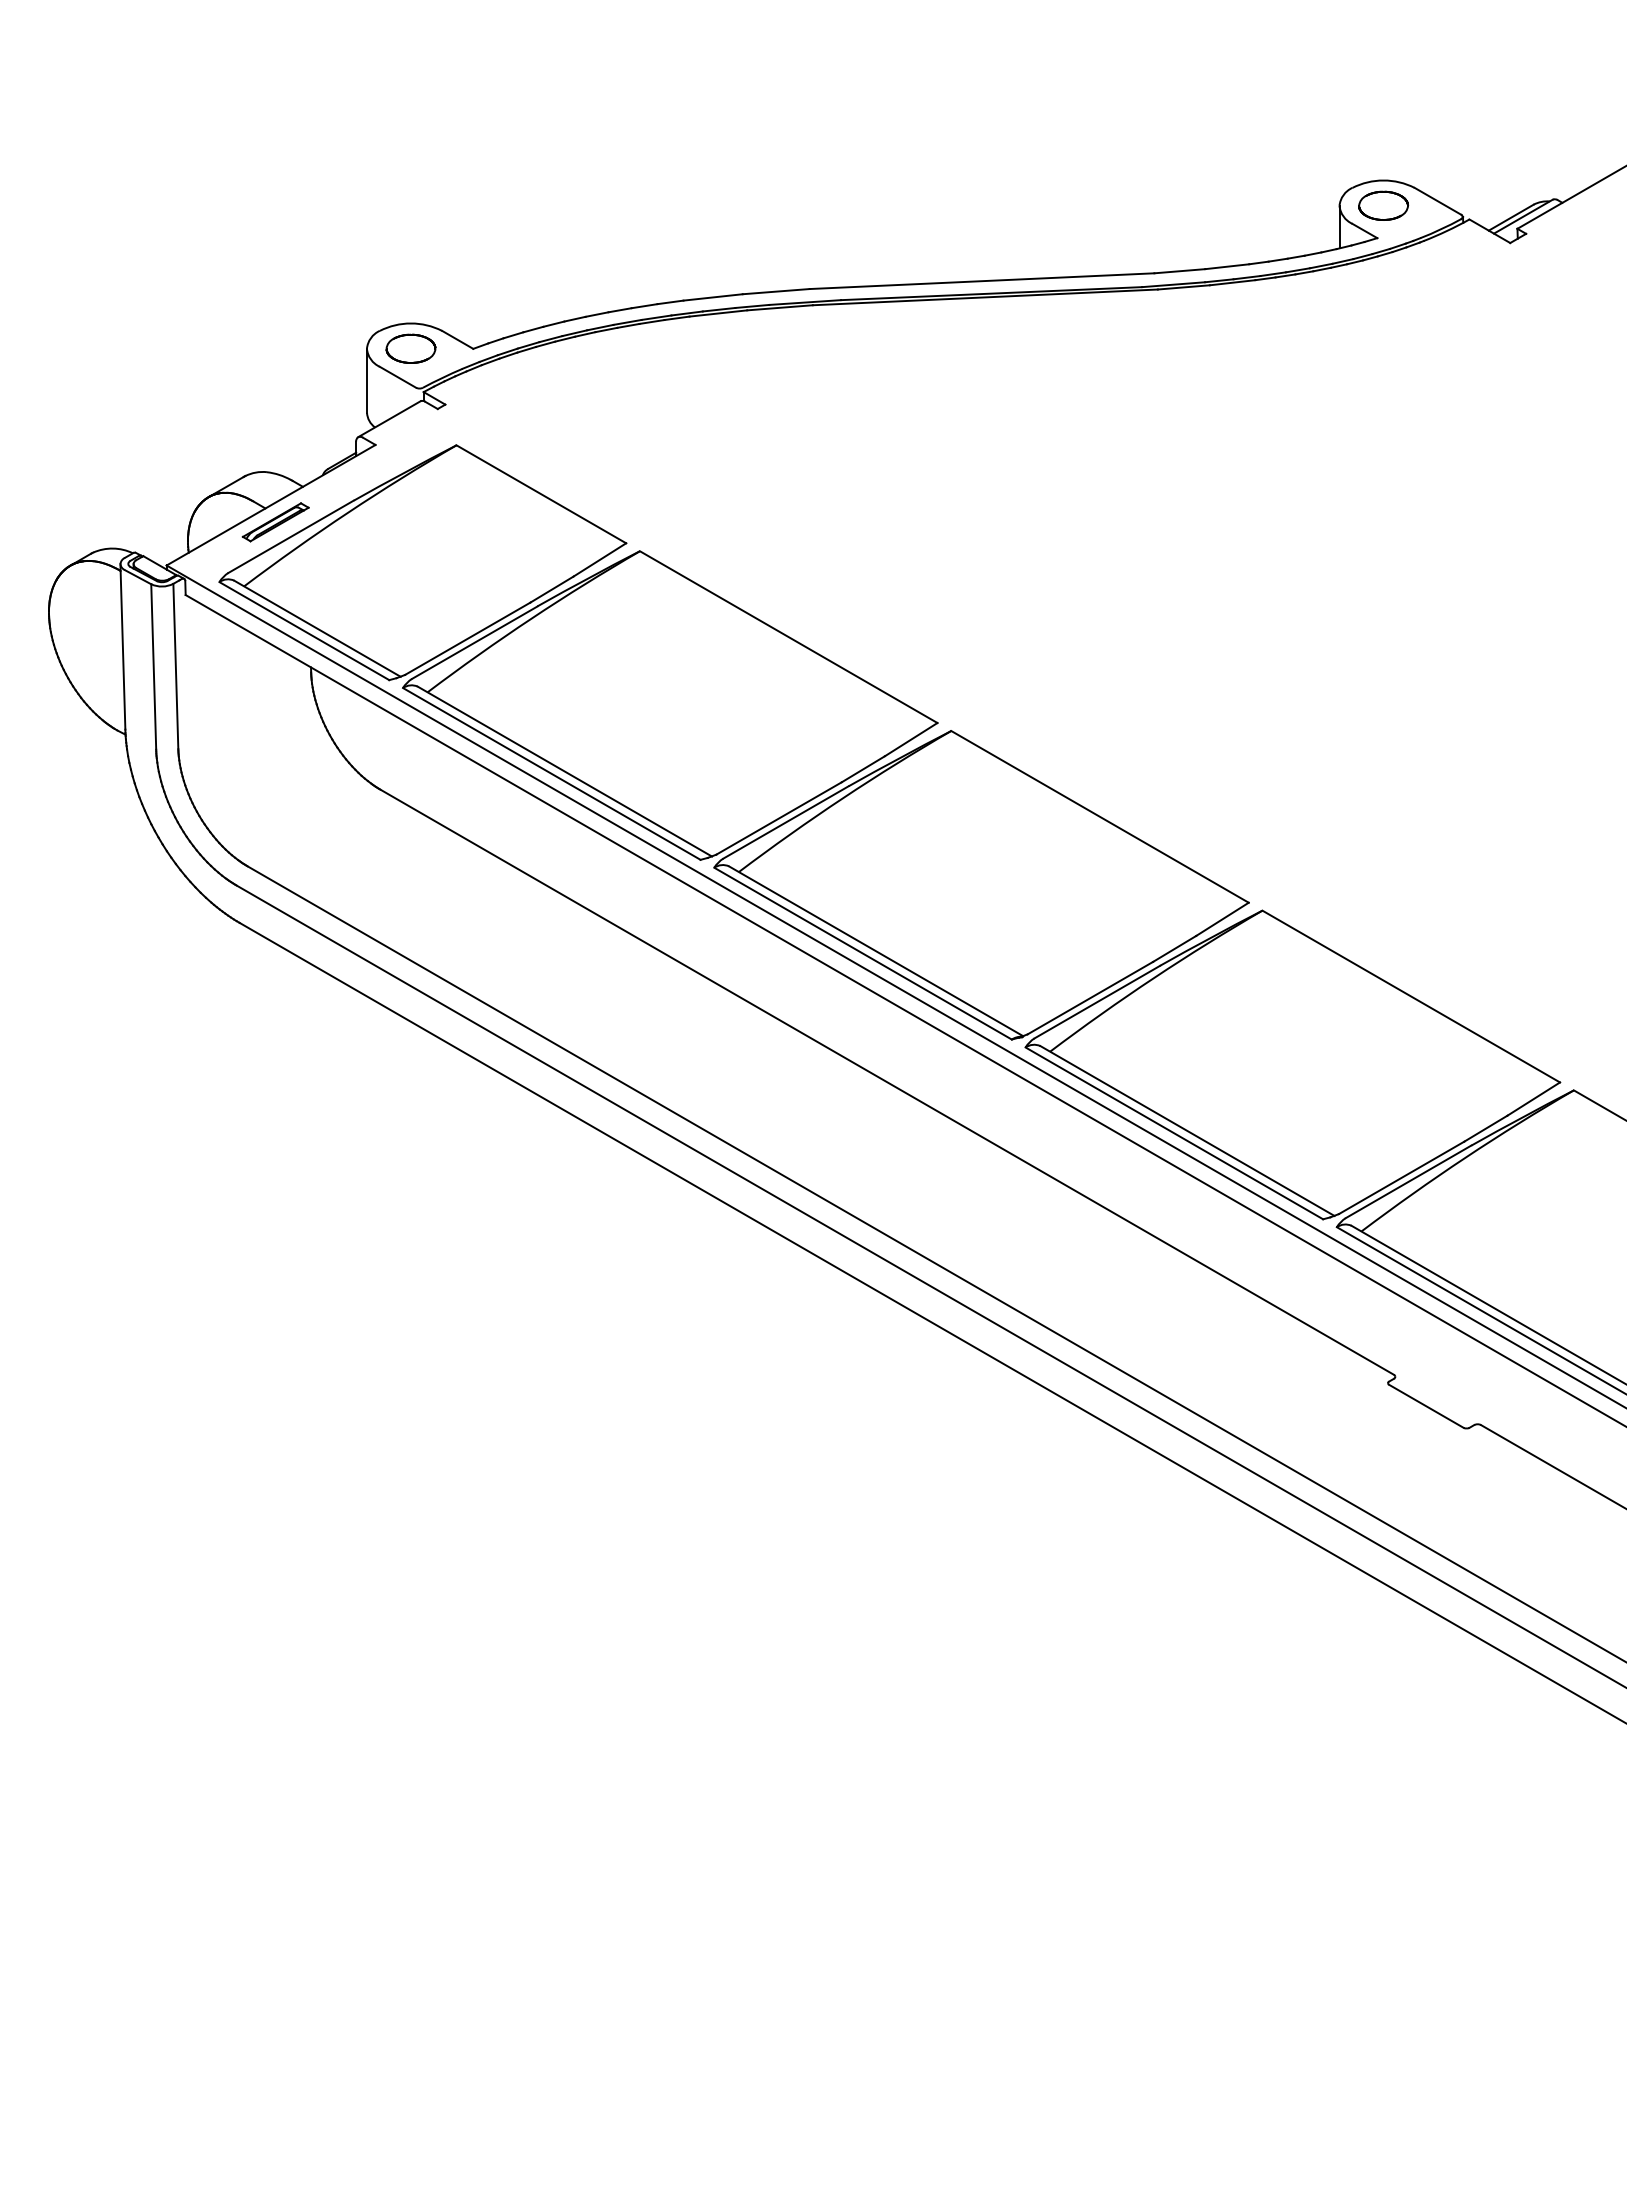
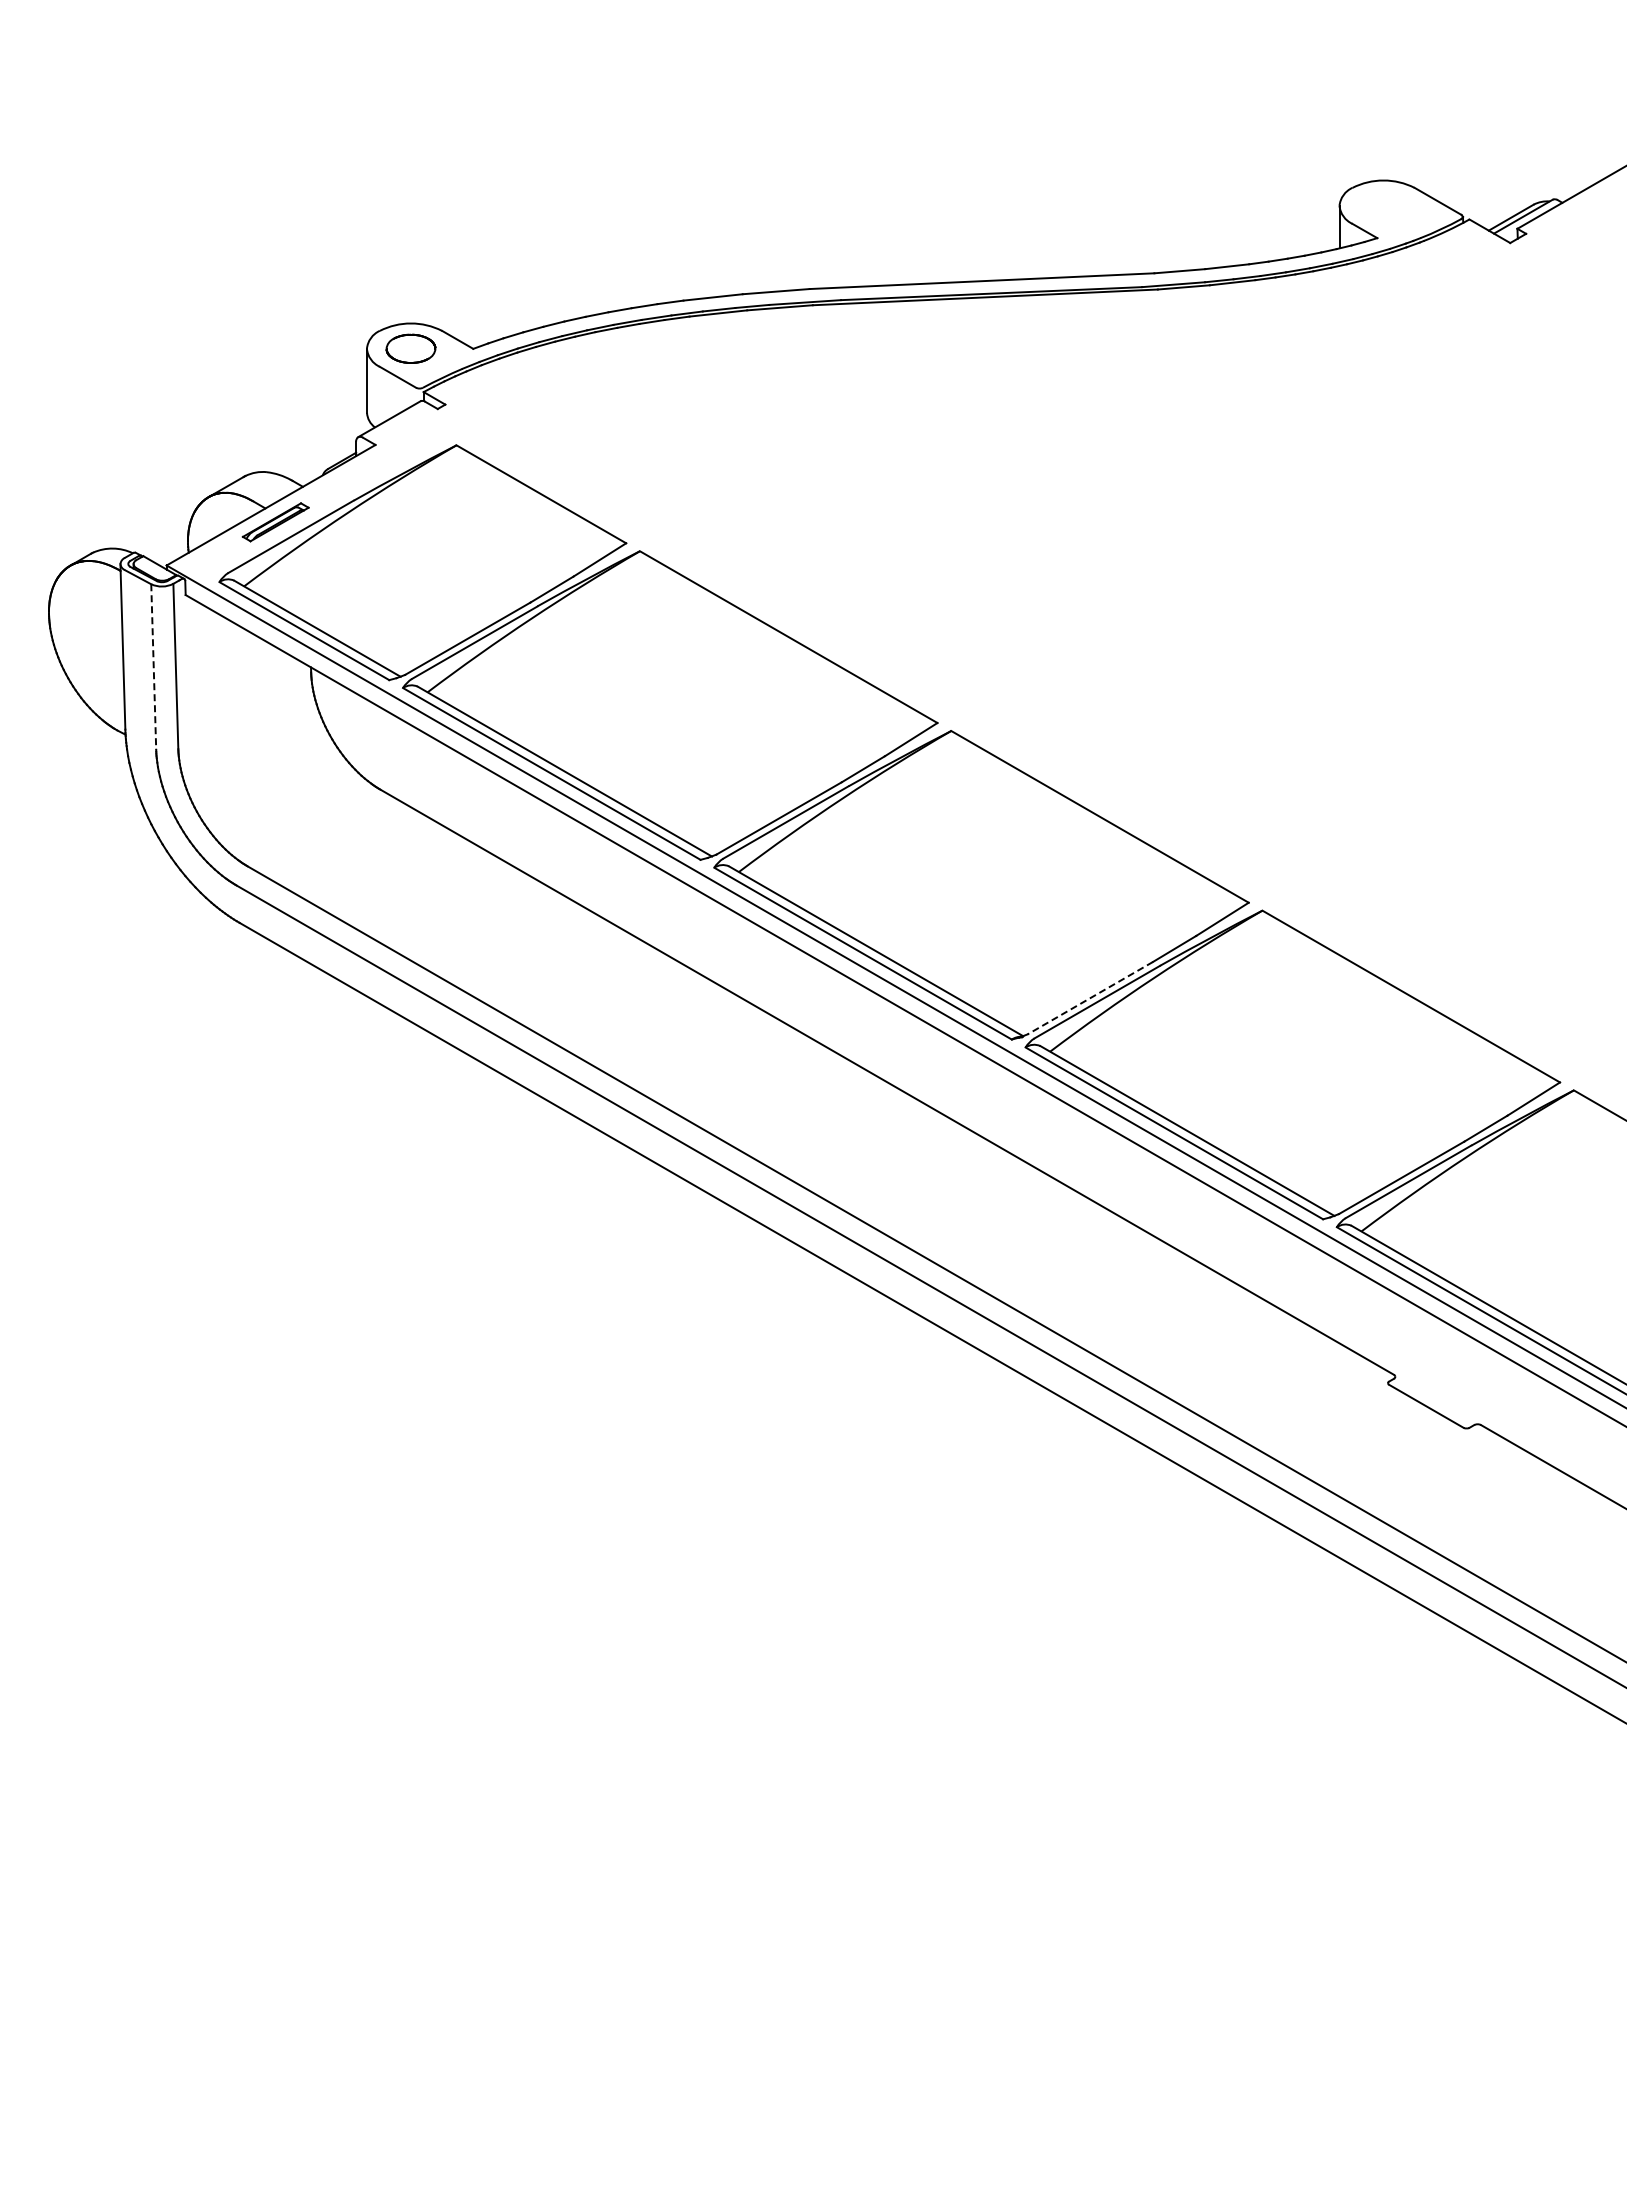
part: present -> none (1383, 205)
line: solid -> dashed (153, 666)
line: solid -> dashed (1089, 998)
